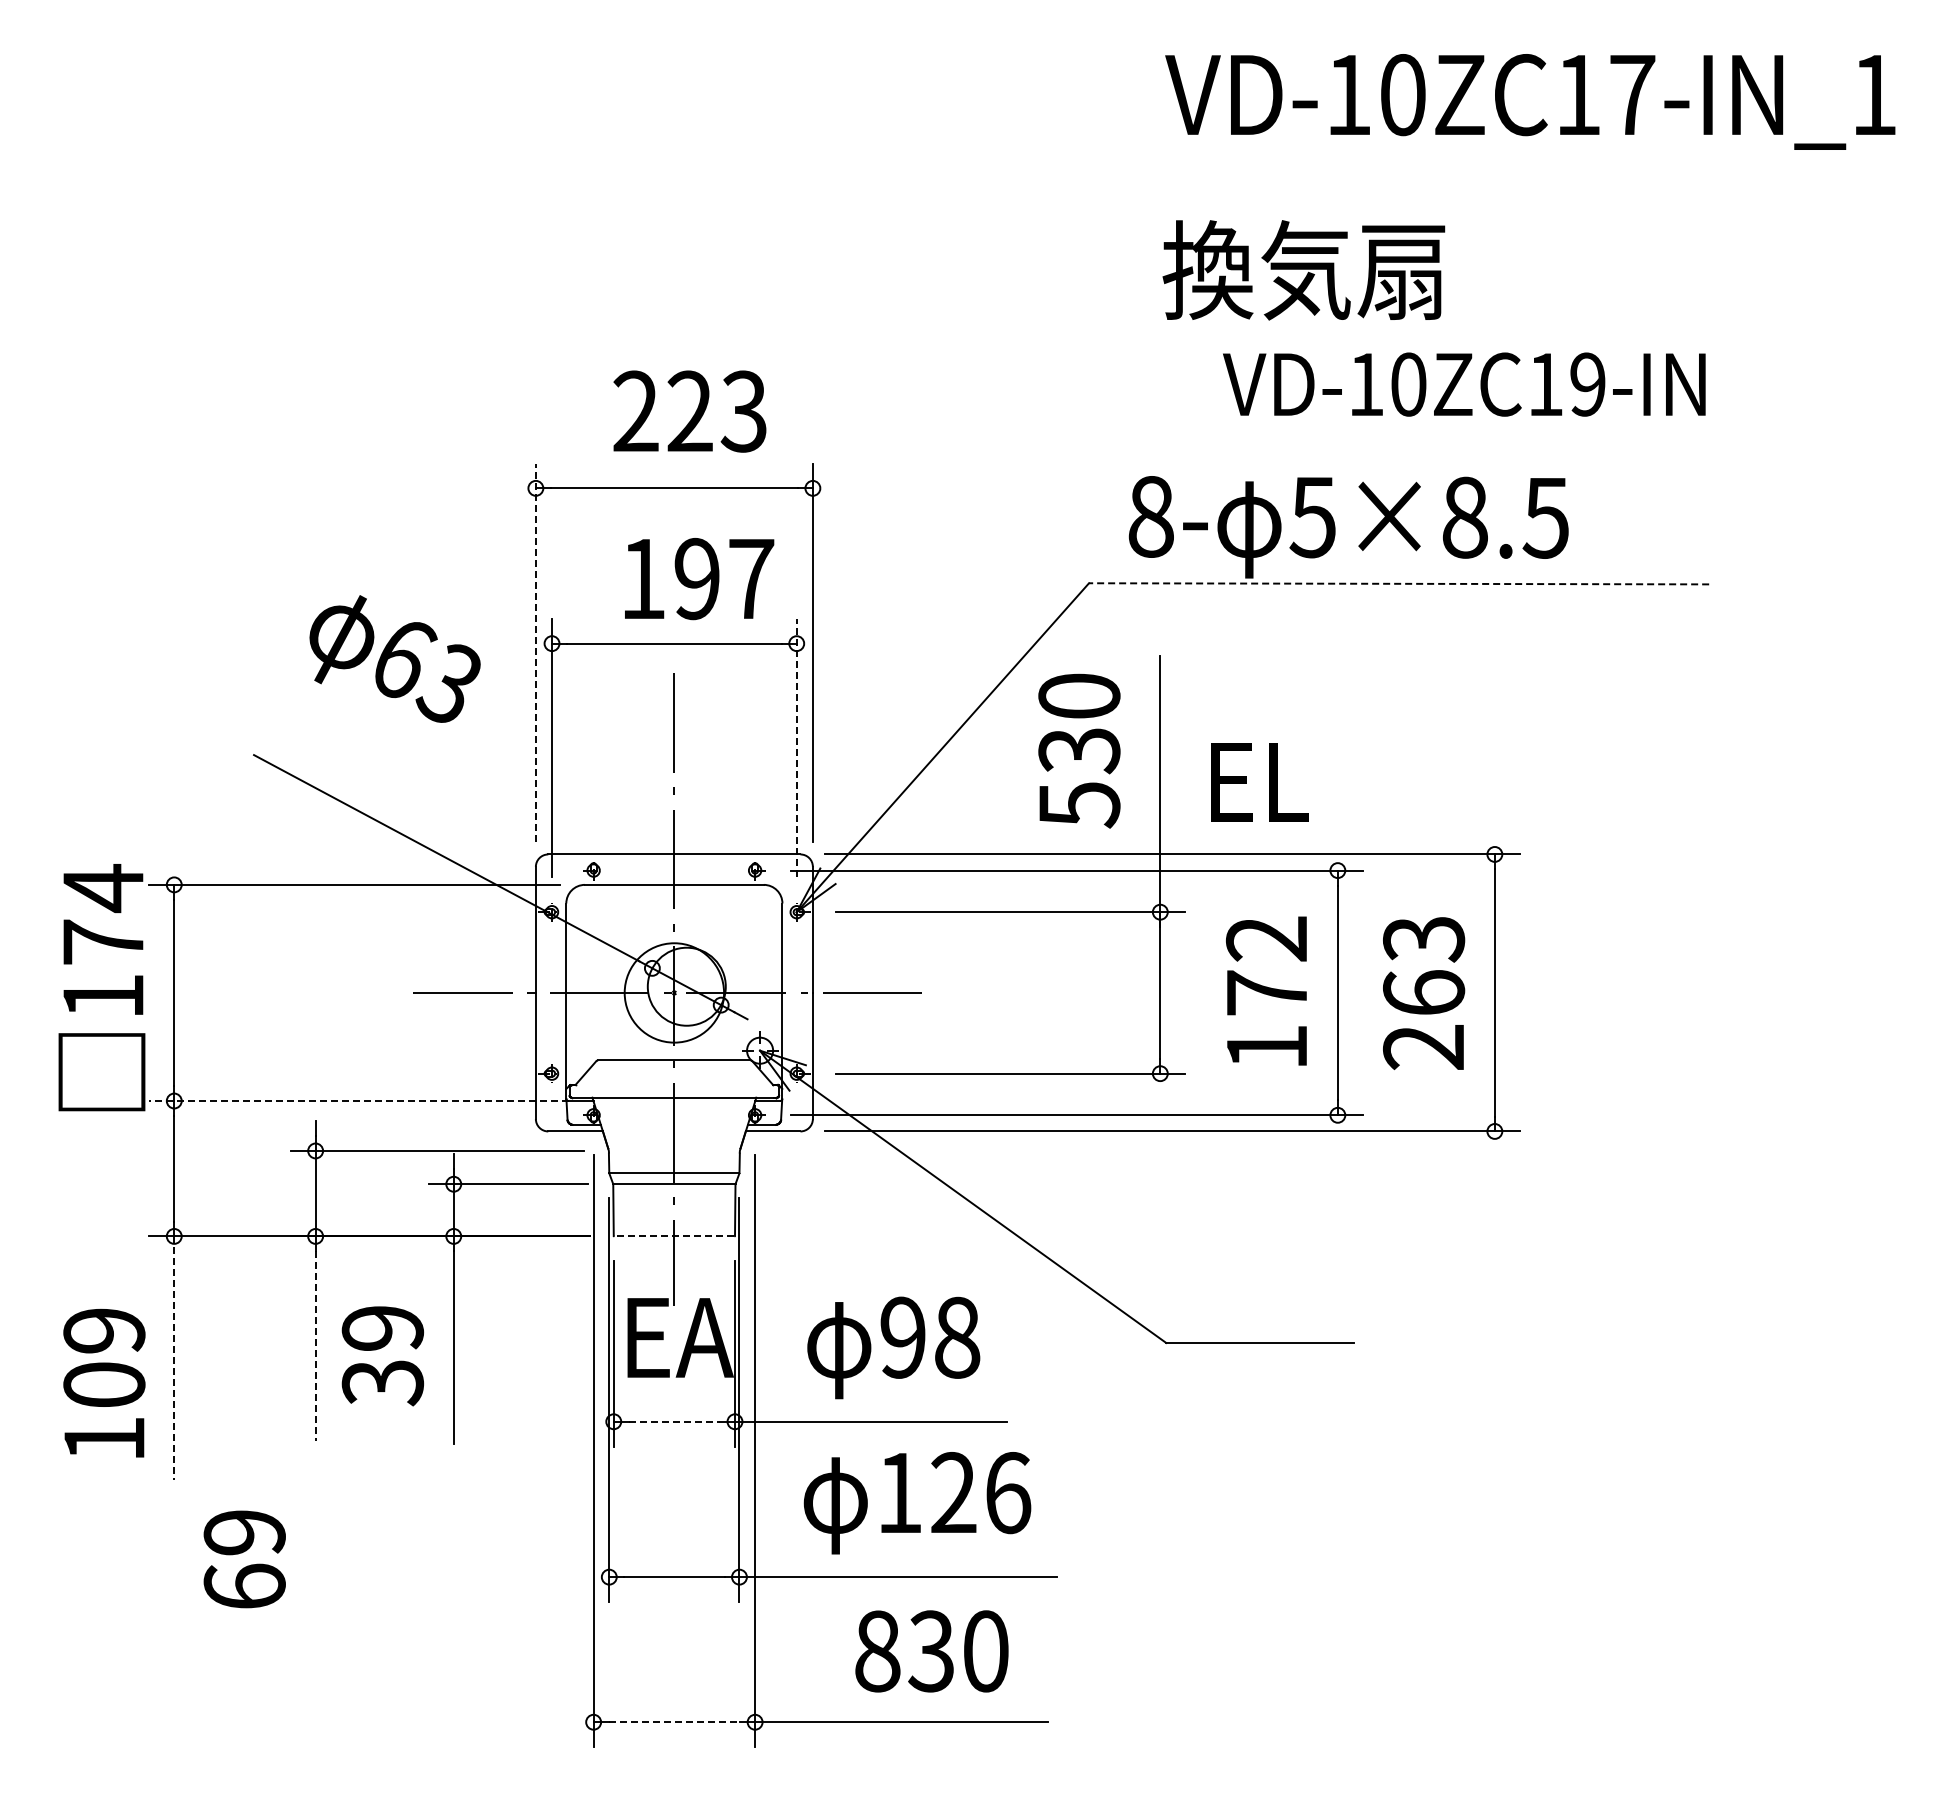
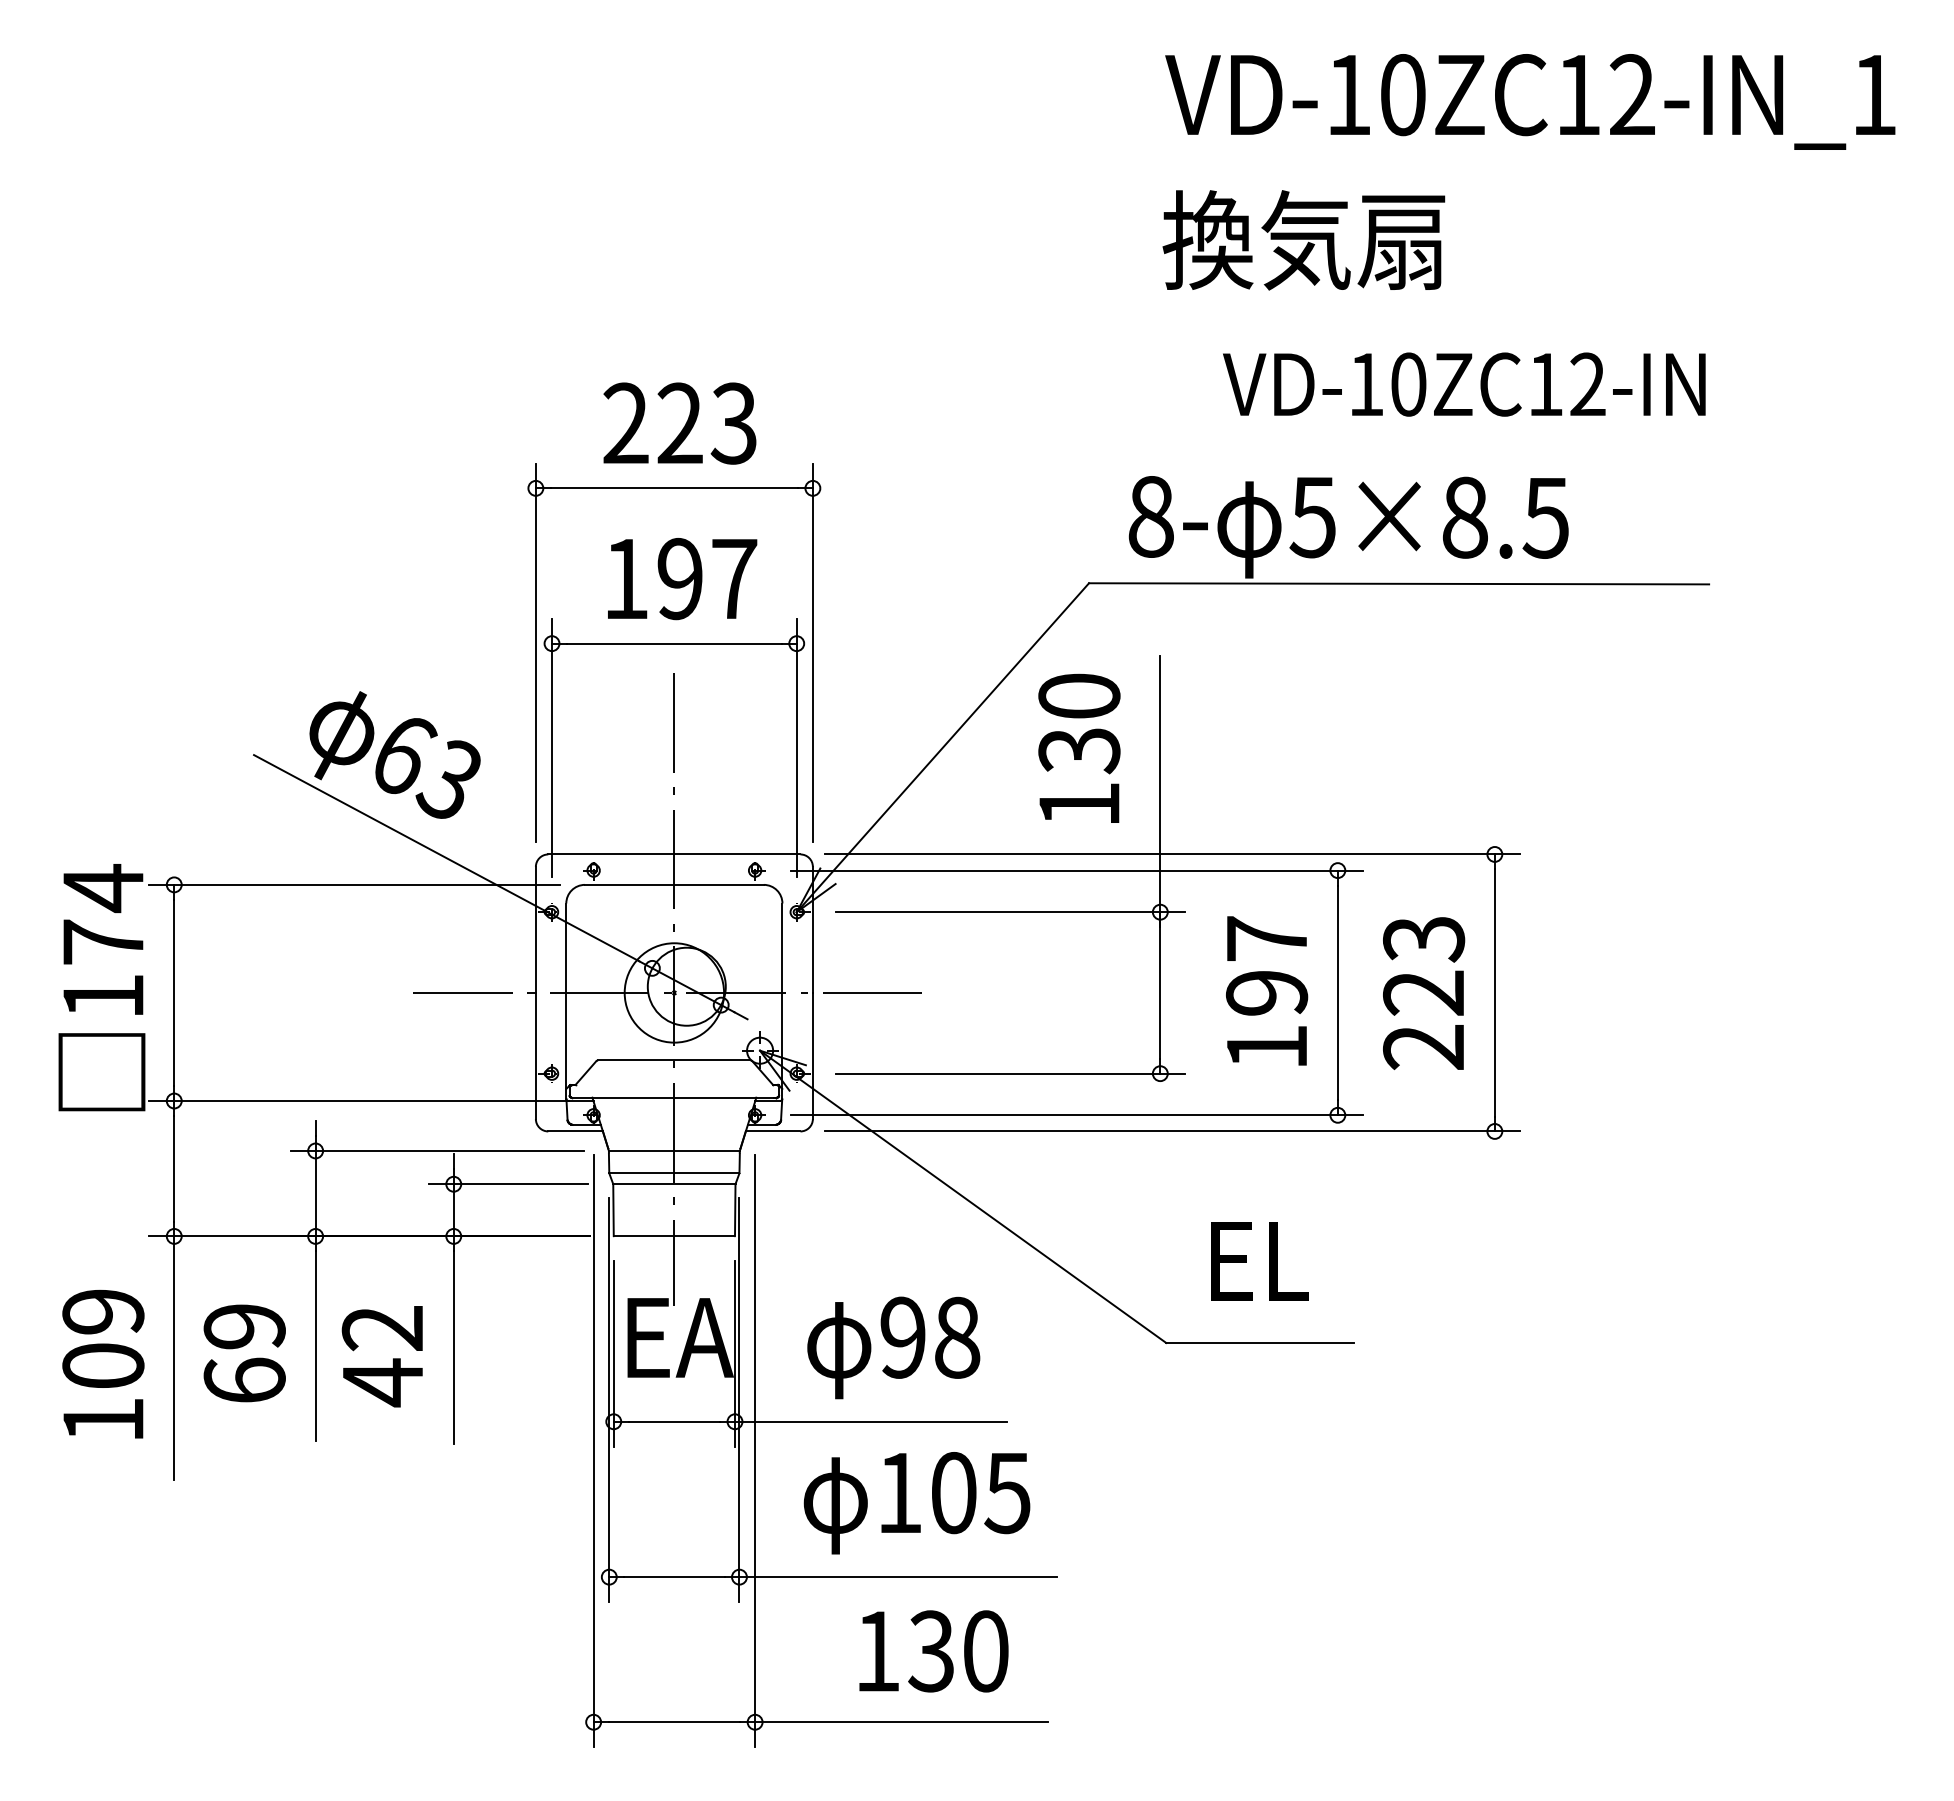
text: VD-10ZC17-IN_1 -> VD-10ZC12-IN_1 (1632, 94)
text position: (1303, 270) -> (1303, 240) (1303, 240)
text: VD-10ZC19-IN -> VD-10ZC12-IN (1587, 384)
text position: (689, 411) -> (679, 423) (679, 423)
text position: (699, 579) -> (682, 579) (682, 579)
line: dashed -> solid (1398, 583)
line: dashed -> solid (535, 652)
text position: (394, 658) -> (394, 754) (394, 754)
line: dashed -> solid (796, 747)
text position: (1259, 782) -> (1259, 1261) (1259, 1261)
text: 530 -> 130 (1079, 805)
text: 172 -> 197 (1266, 965)
text: 263 -> 223 (1424, 992)
line: dashed -> solid (359, 1101)
line: none -> present (674, 1150)
line: dashed -> solid (674, 1236)
line: dashed -> solid (315, 1346)
text: 39 -> 42 (382, 1356)
line: dashed -> solid (174, 1358)
text position: (104, 1382) -> (103, 1363) (103, 1363)
line: dashed -> solid (674, 1421)
text: 126 -> 105 (981, 1493)
text position: (244, 1559) -> (244, 1353) (244, 1353)
text: 830 -> 130 (877, 1651)
line: dashed -> solid (674, 1722)
